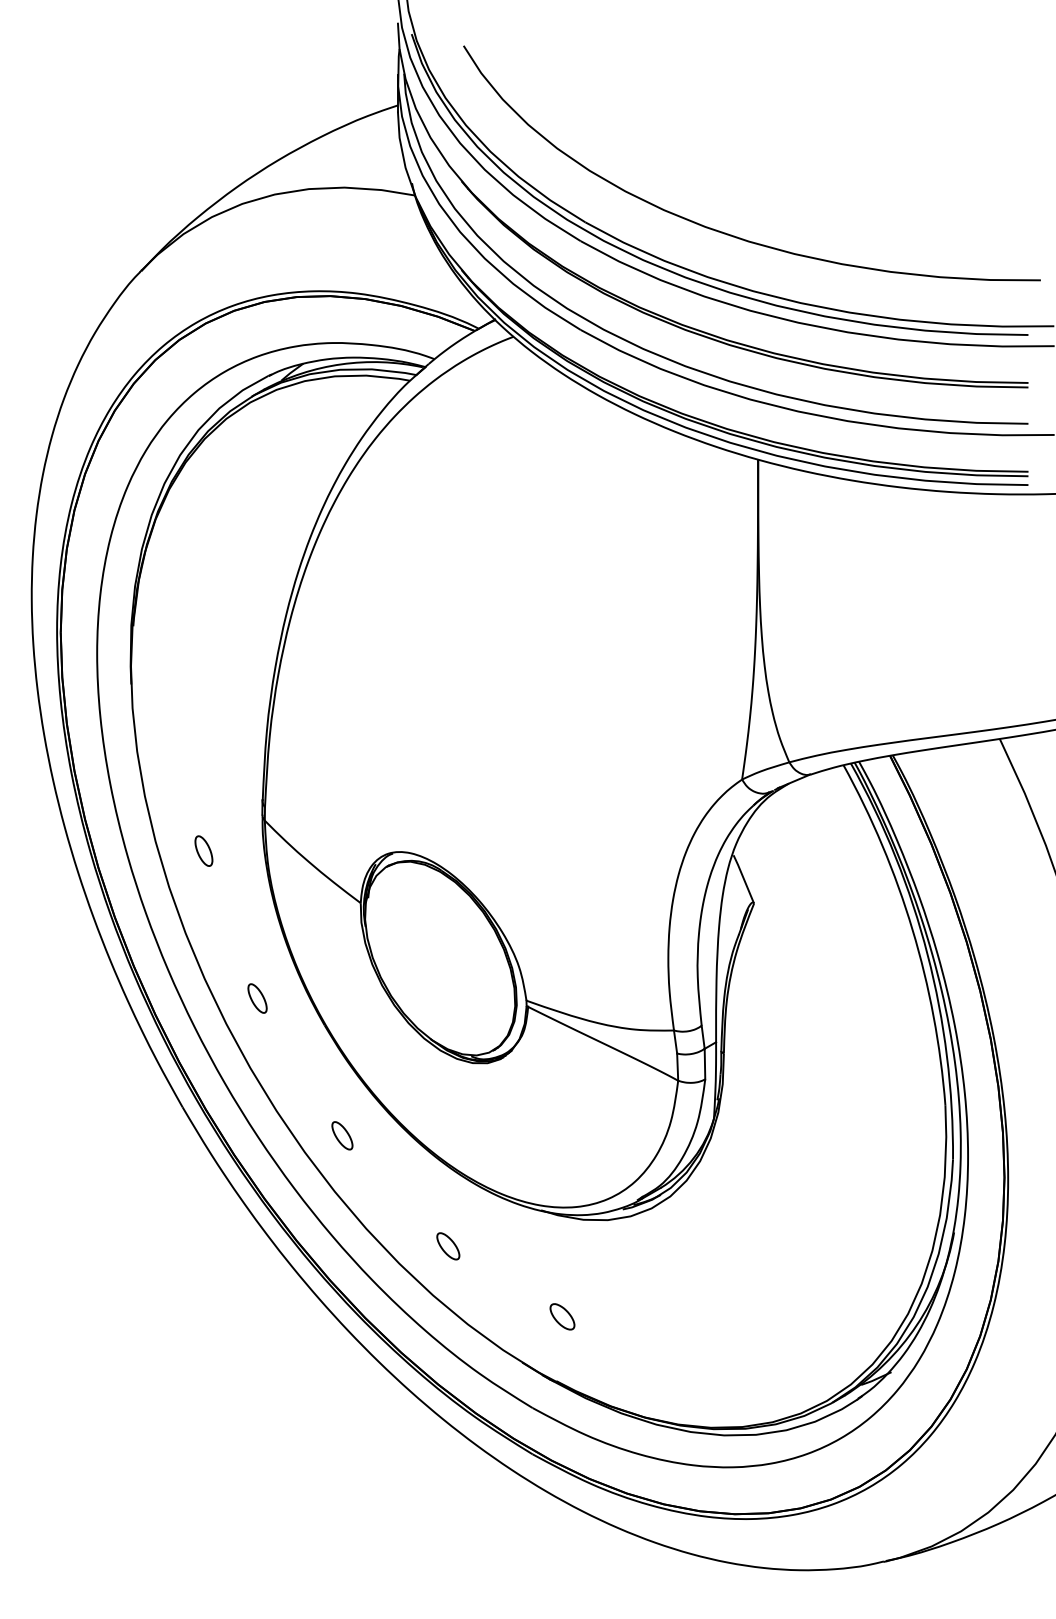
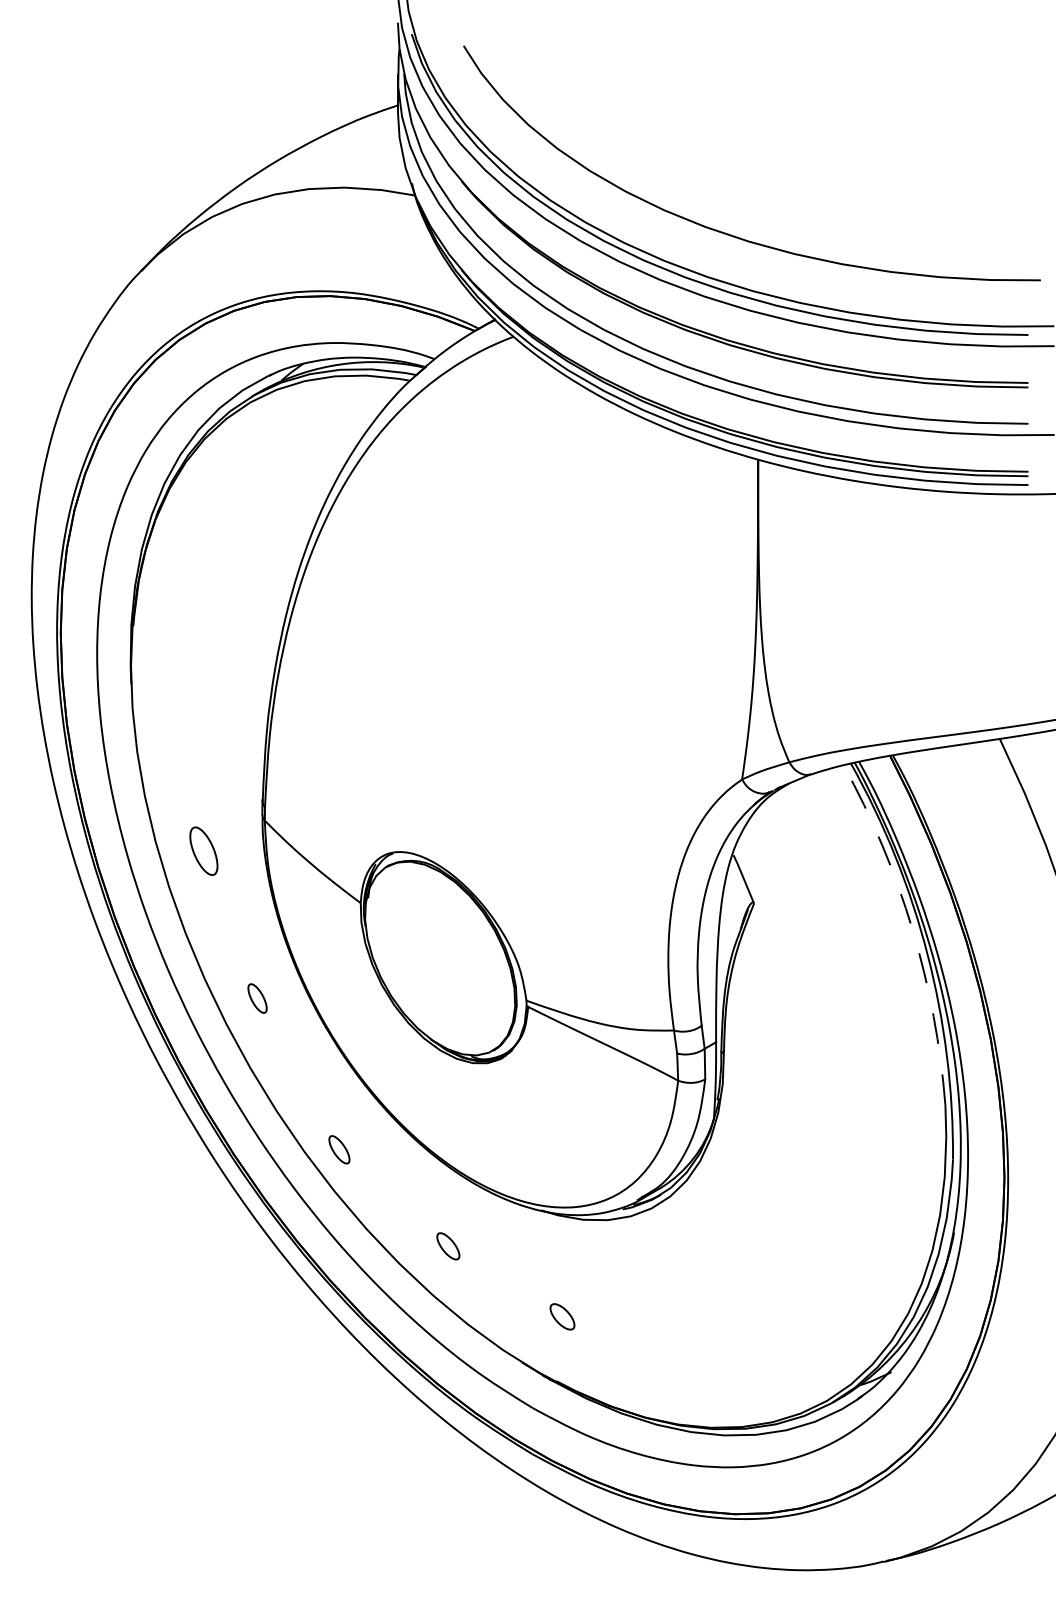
part size: 20x32 px -> 30x50 px (203, 850)
arc: solid -> dashed (912, 929)
part position: (342, 1135) -> (339, 1149) (339, 1149)
